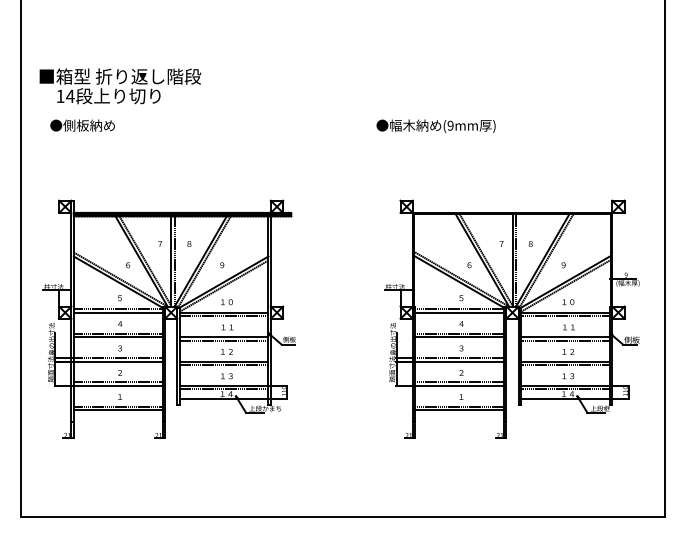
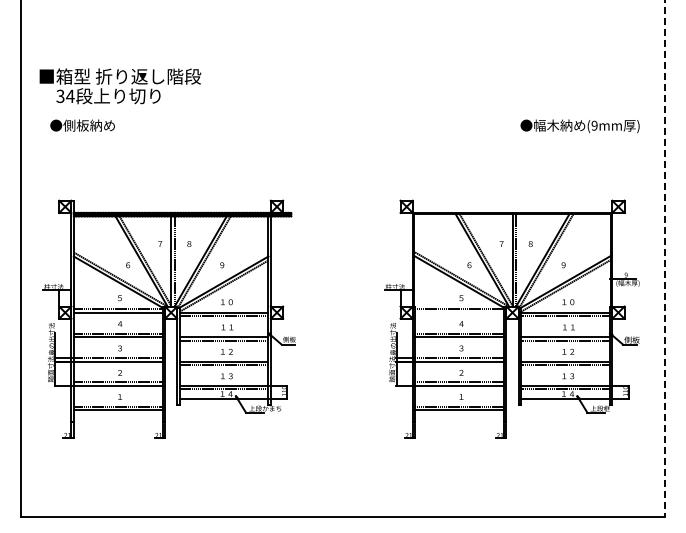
text: 14 -> 34 (60, 96)
text position: (435, 125) -> (579, 125) (579, 125)
line: solid -> dashed (665, 259)
line: present -> none (459, 312)
